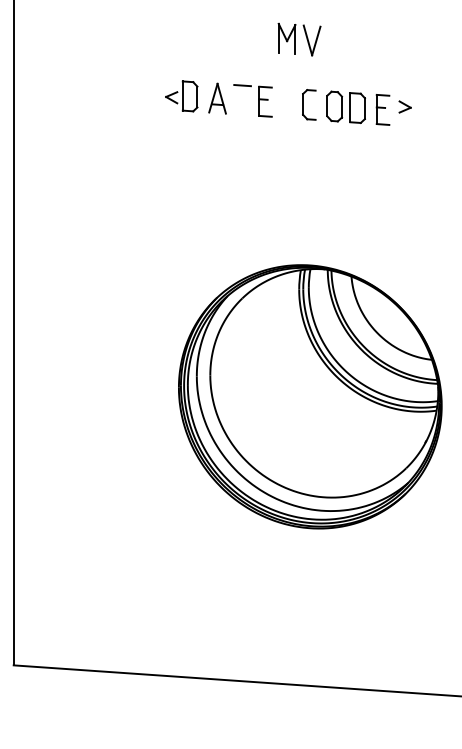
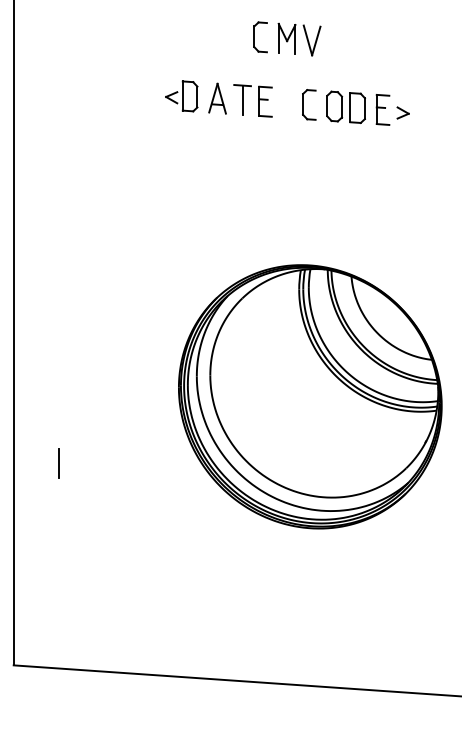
part: none -> present (260, 37)
line: none -> present (242, 99)
part position: (404, 106) -> (402, 112) (402, 112)
line: none -> present (58, 463)
